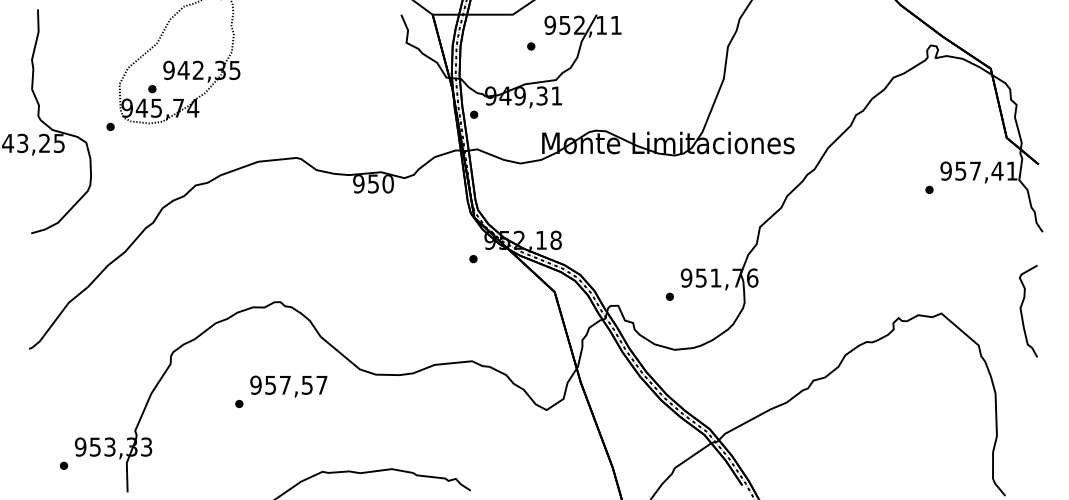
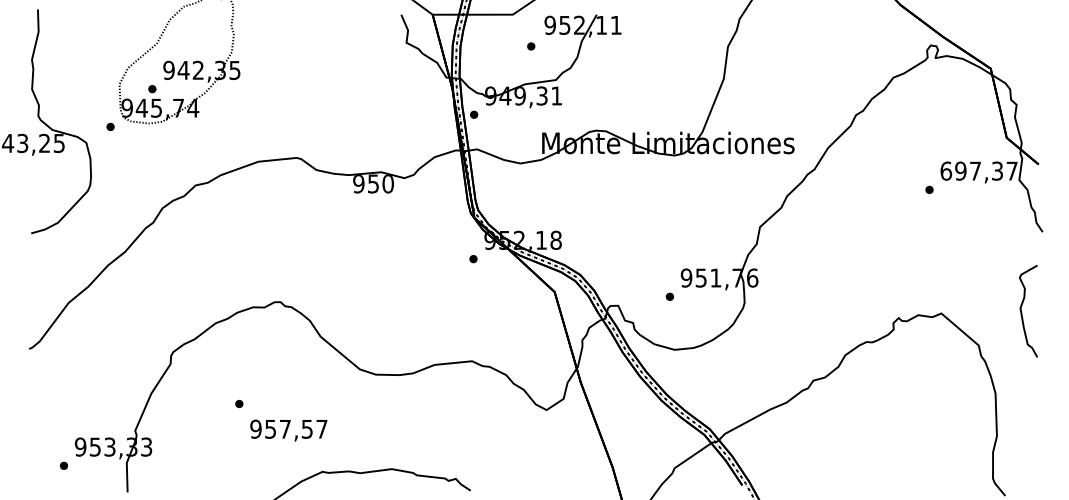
text: 957,41 -> 697,37 (978, 170)
text position: (288, 386) -> (288, 430) (288, 430)
